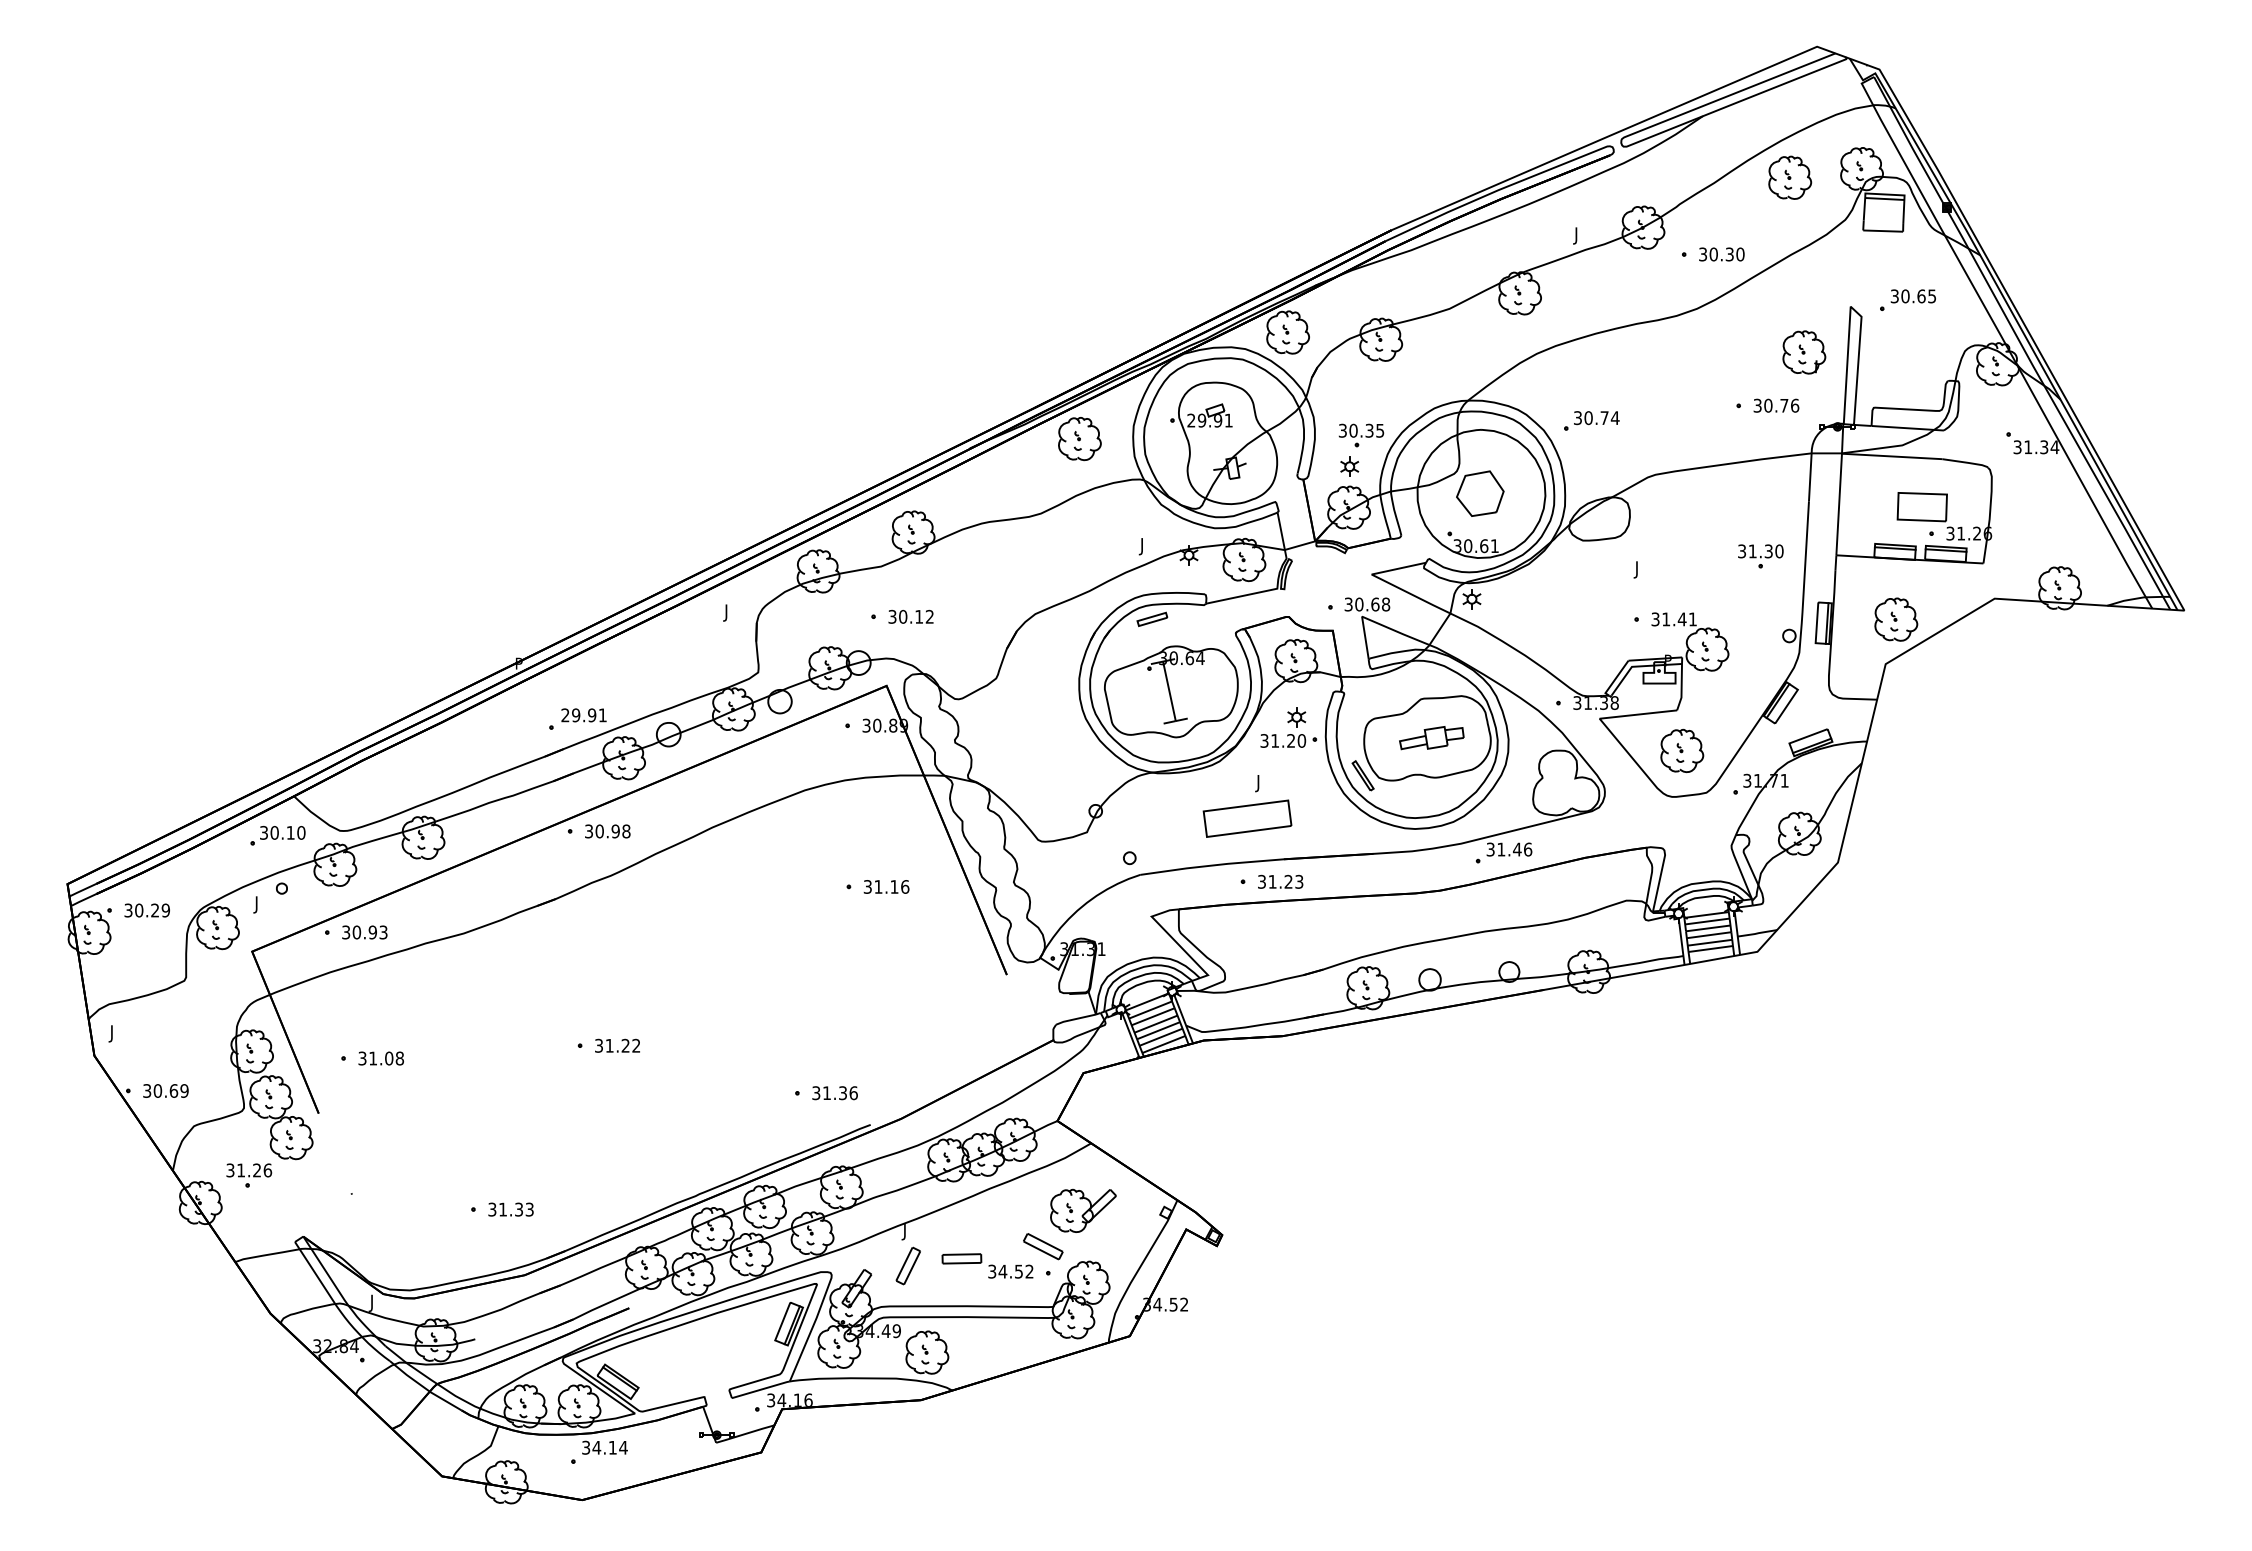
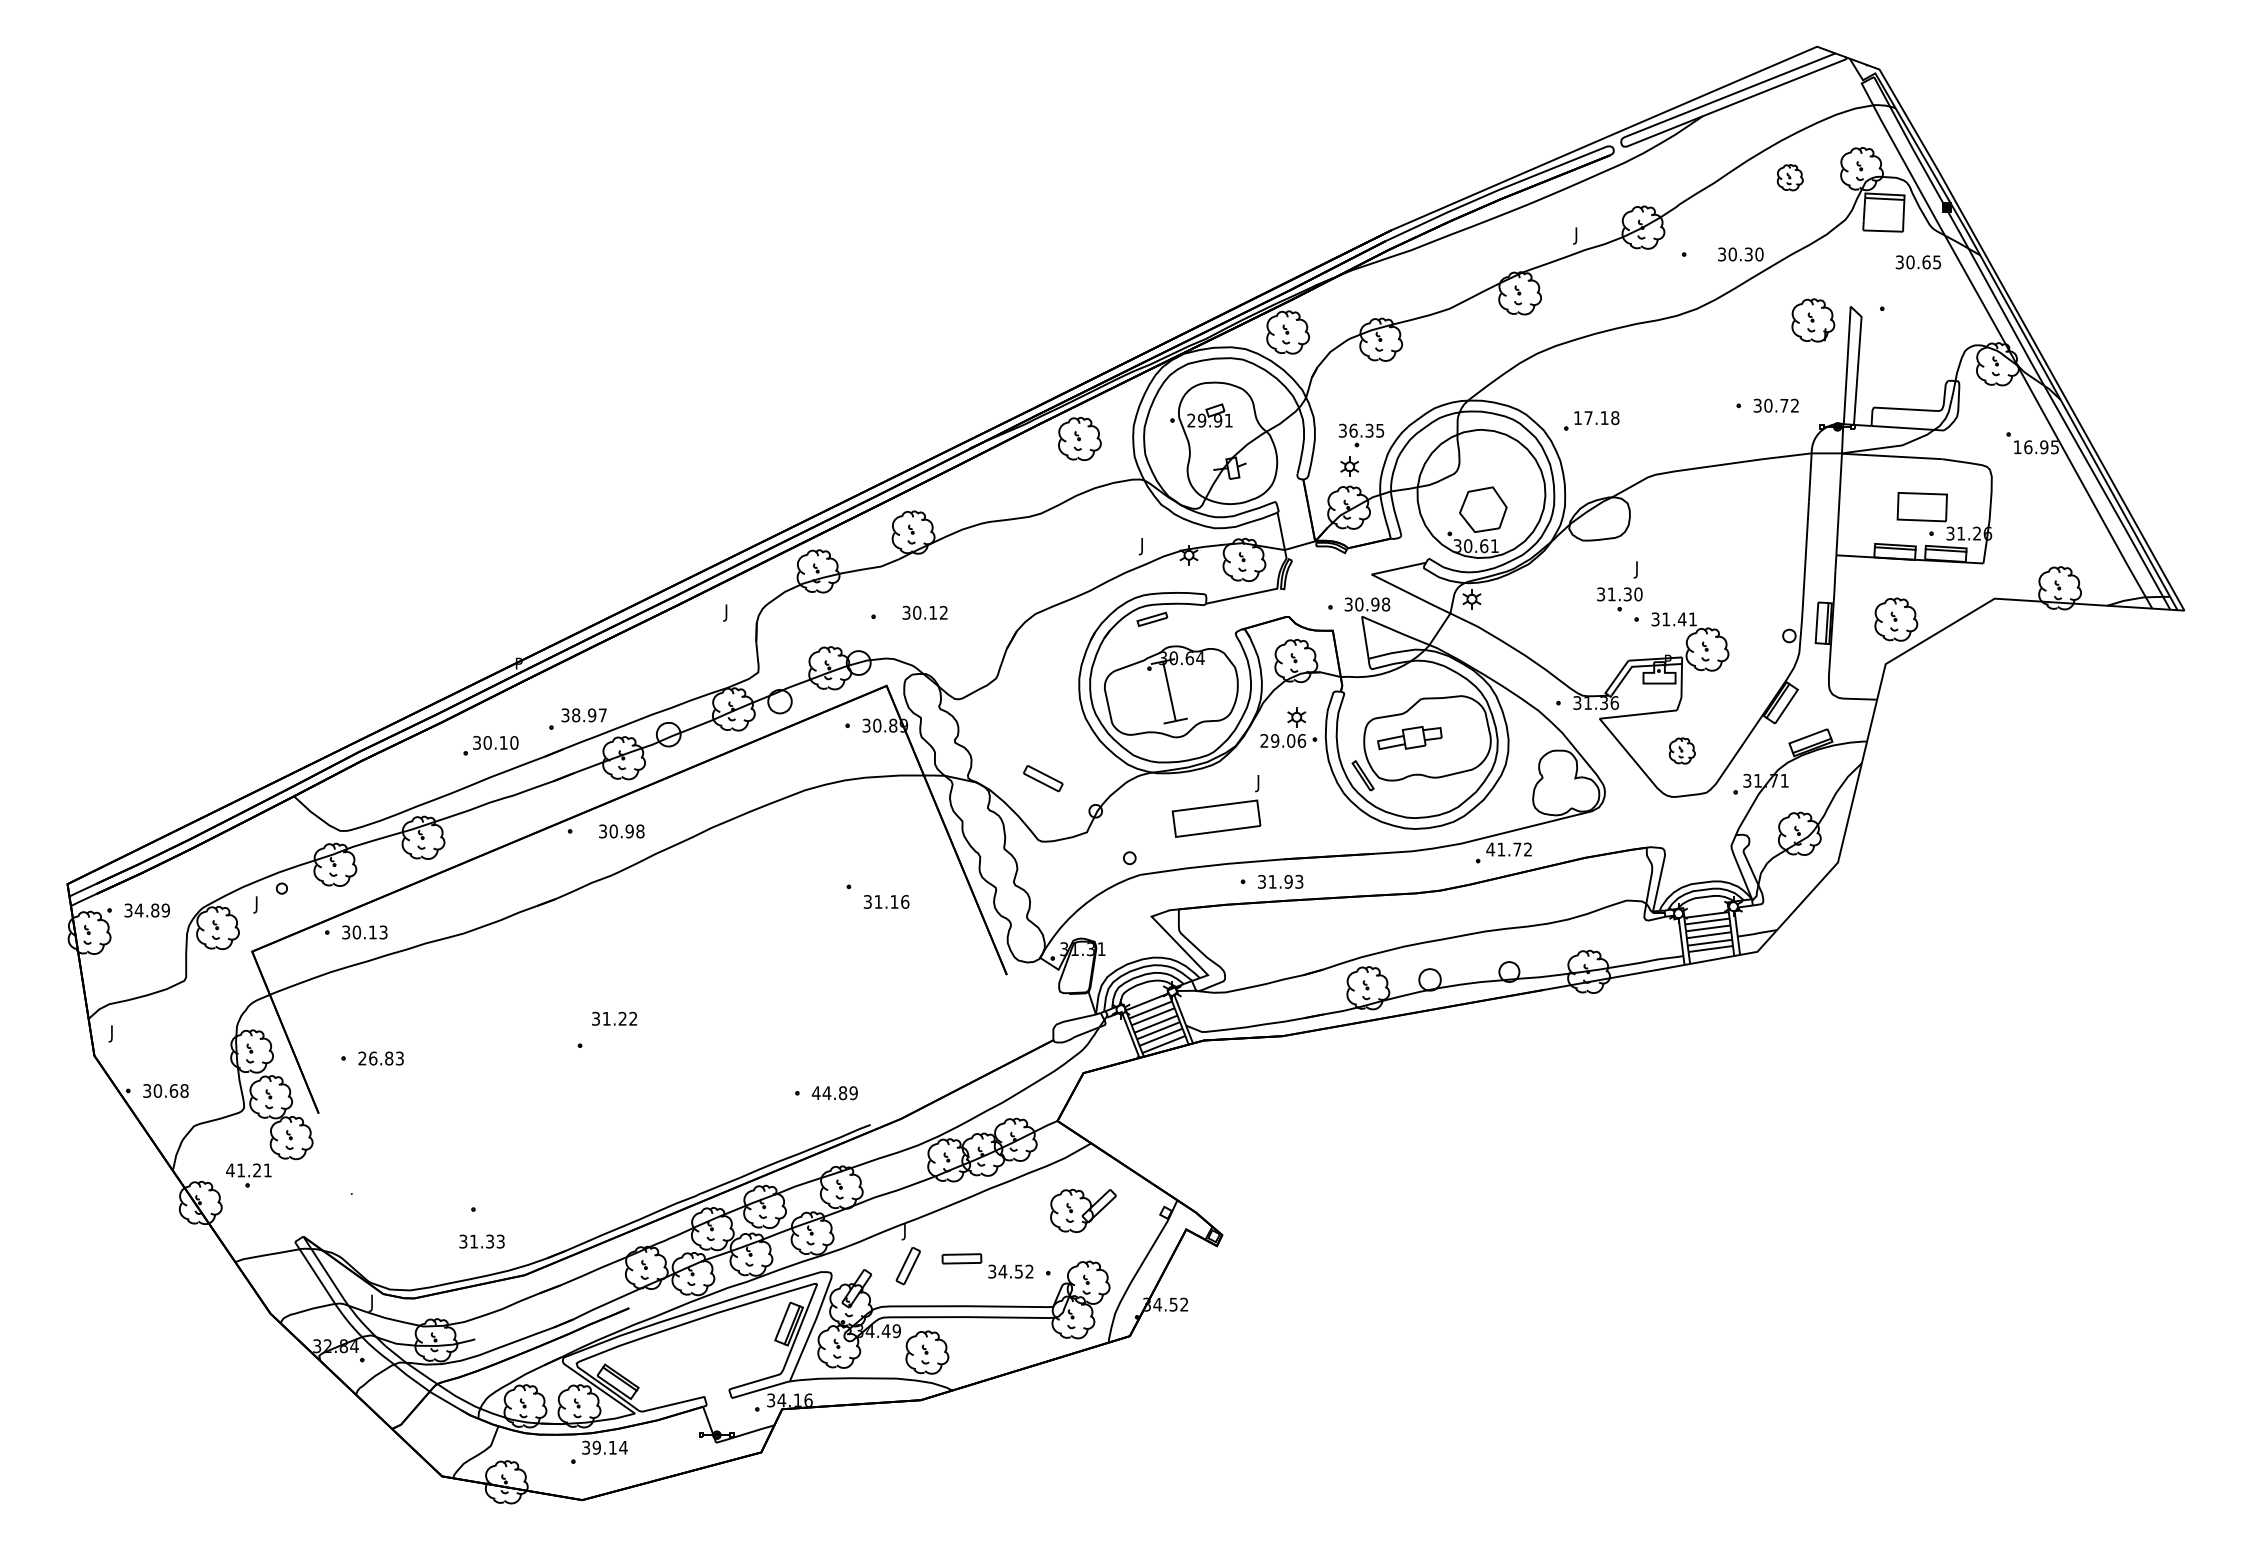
part size: 45x45 px -> 28x28 px (1789, 177)
text position: (1721, 254) -> (1740, 254) (1740, 254)
text position: (1912, 296) -> (1917, 262) (1917, 262)
part position: (1804, 352) -> (1813, 320) (1813, 320)
text: 30.76 -> 30.72 (1795, 405)
text: 30.74 -> 17.18 (1596, 418)
text: 30.35 -> 36.35 (1353, 430)
text: 31.34 -> 16.95 (2036, 447)
part position: (1480, 493) -> (1483, 509) (1483, 509)
part position: (1760, 556) -> (1619, 599) (1619, 599)
text: 30.68 -> 30.98 (1375, 604)
text position: (910, 616) -> (924, 612) (924, 612)
text: 31.38 -> 31.36 (1614, 702)
text: 29.91 -> 38.97 (583, 715)
part position: (1431, 738) -> (1409, 738) (1409, 738)
text: 31.20 -> 29.06 (1283, 740)
part size: 45x46 px -> 28x28 px (1681, 750)
part position: (1247, 818) -> (1216, 818) (1216, 818)
text position: (607, 831) -> (621, 831) (621, 831)
part position: (277, 835) -> (490, 745) (490, 745)
text: 31.46 -> 41.72 (1509, 849)
text: 31.23 -> 31.93 (1288, 881)
text position: (886, 886) -> (886, 901) (886, 901)
text: 30.29 -> 34.89 (146, 910)
text: 30.93 -> 30.13 (372, 932)
text position: (617, 1045) -> (614, 1018) (614, 1018)
text: 31.08 -> 26.83 (381, 1058)
text: 30.69 -> 30.68 (184, 1090)
text: 31.36 -> 44.89 (834, 1093)
text: 31.26 -> 41.21 (249, 1170)
text position: (510, 1209) -> (481, 1241) (481, 1241)
part position: (1043, 1246) -> (1043, 778) (1043, 778)
text: 34.14 -> 39.14 (596, 1447)
